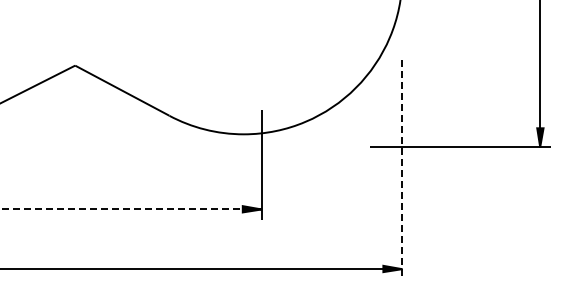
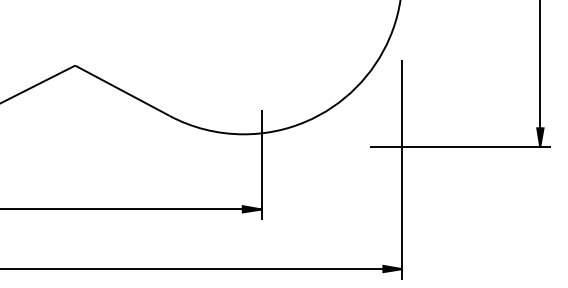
line: dashed -> solid (402, 169)
line: dashed -> solid (130, 209)
